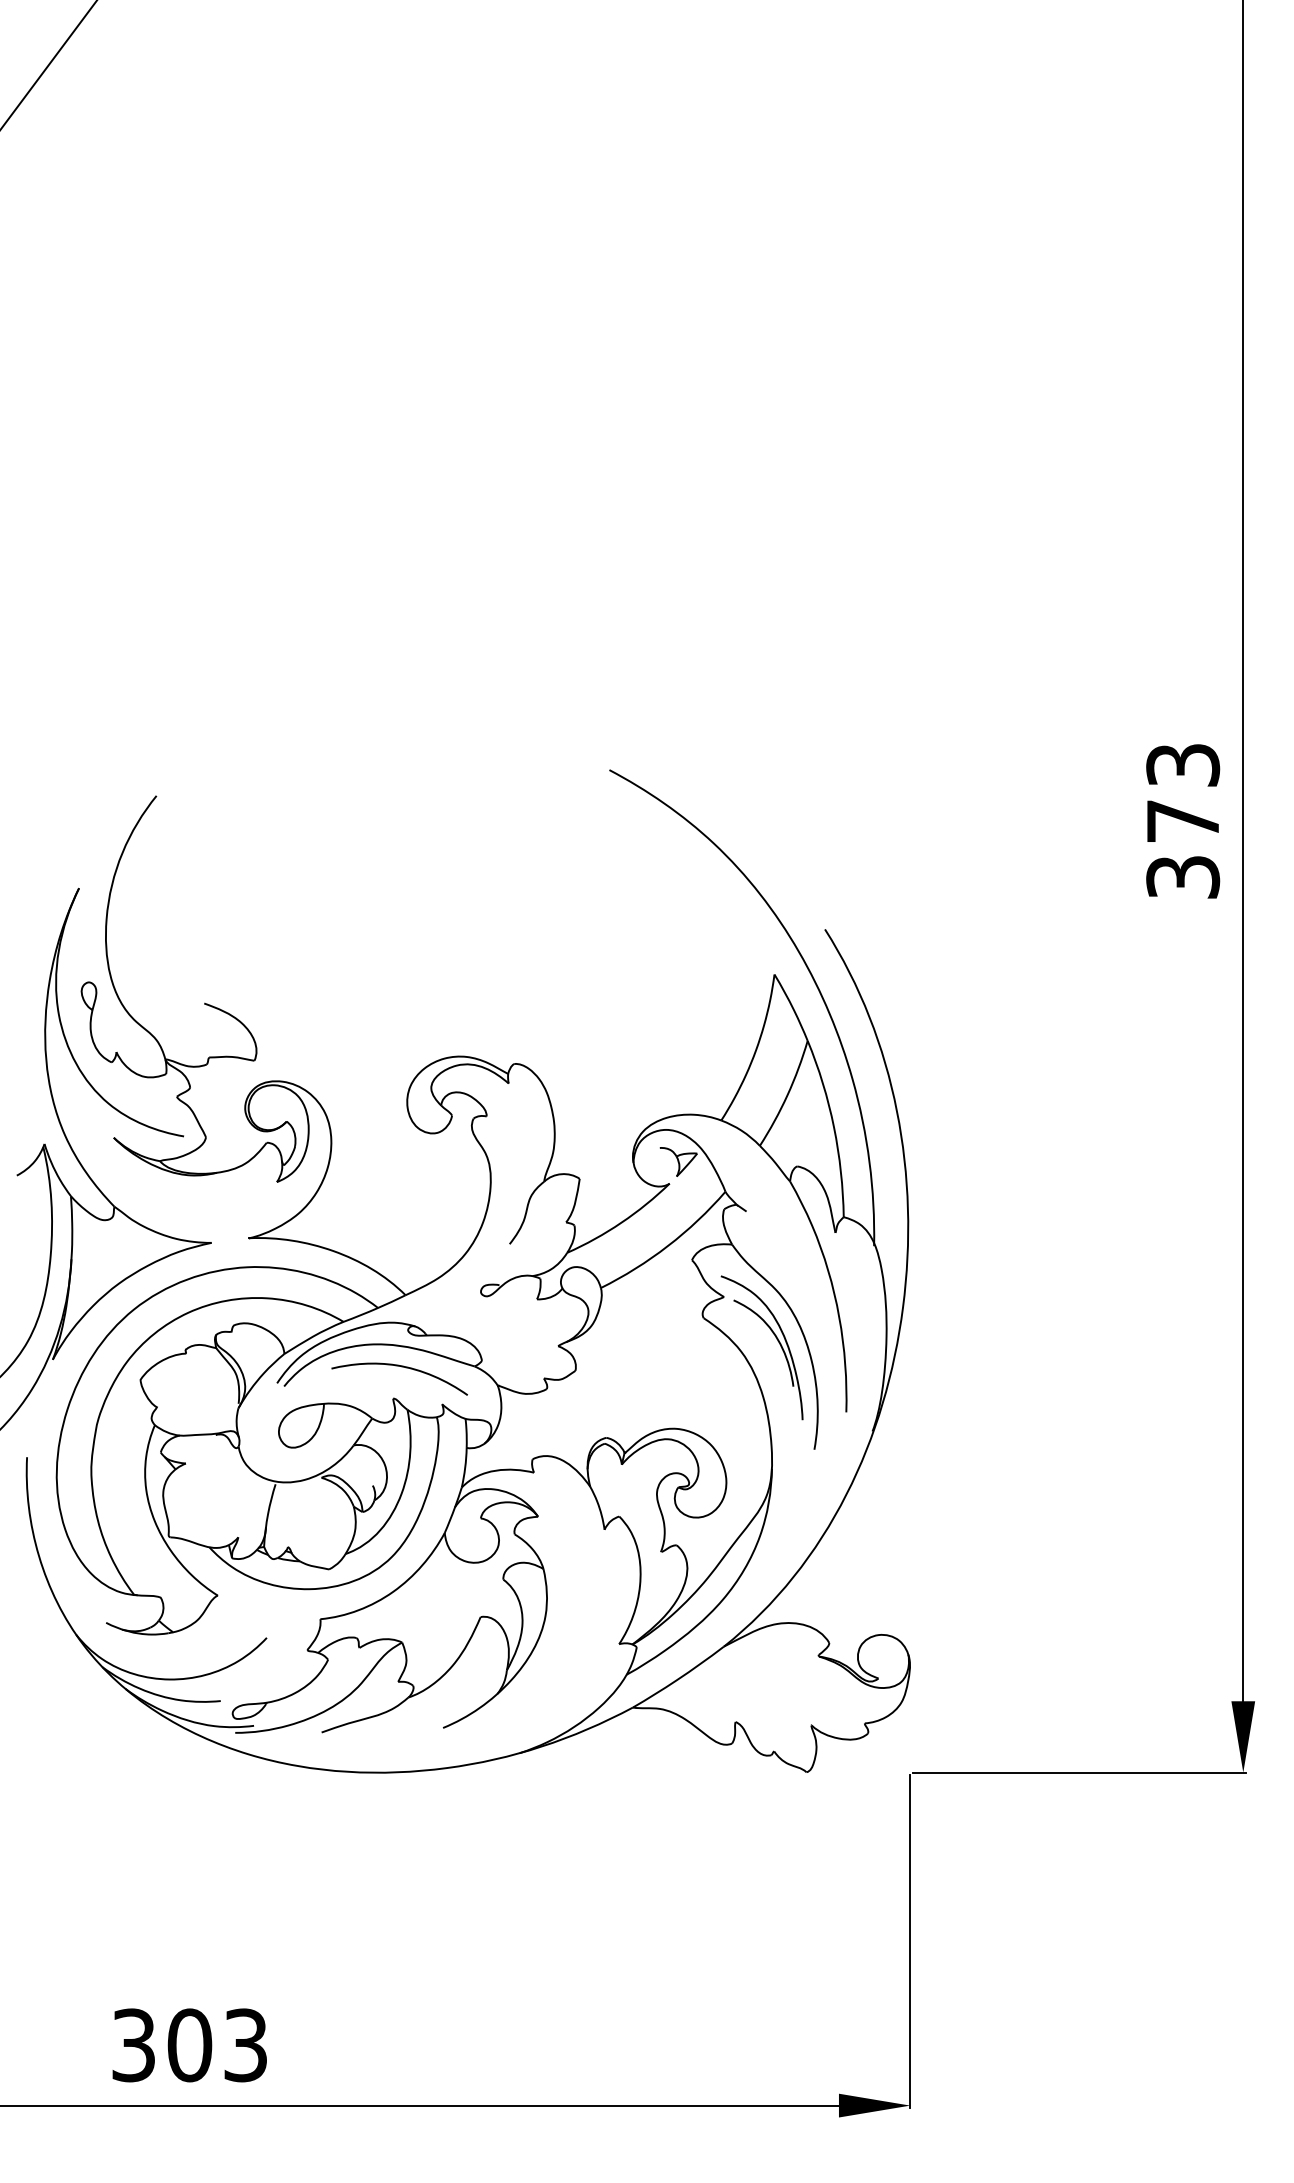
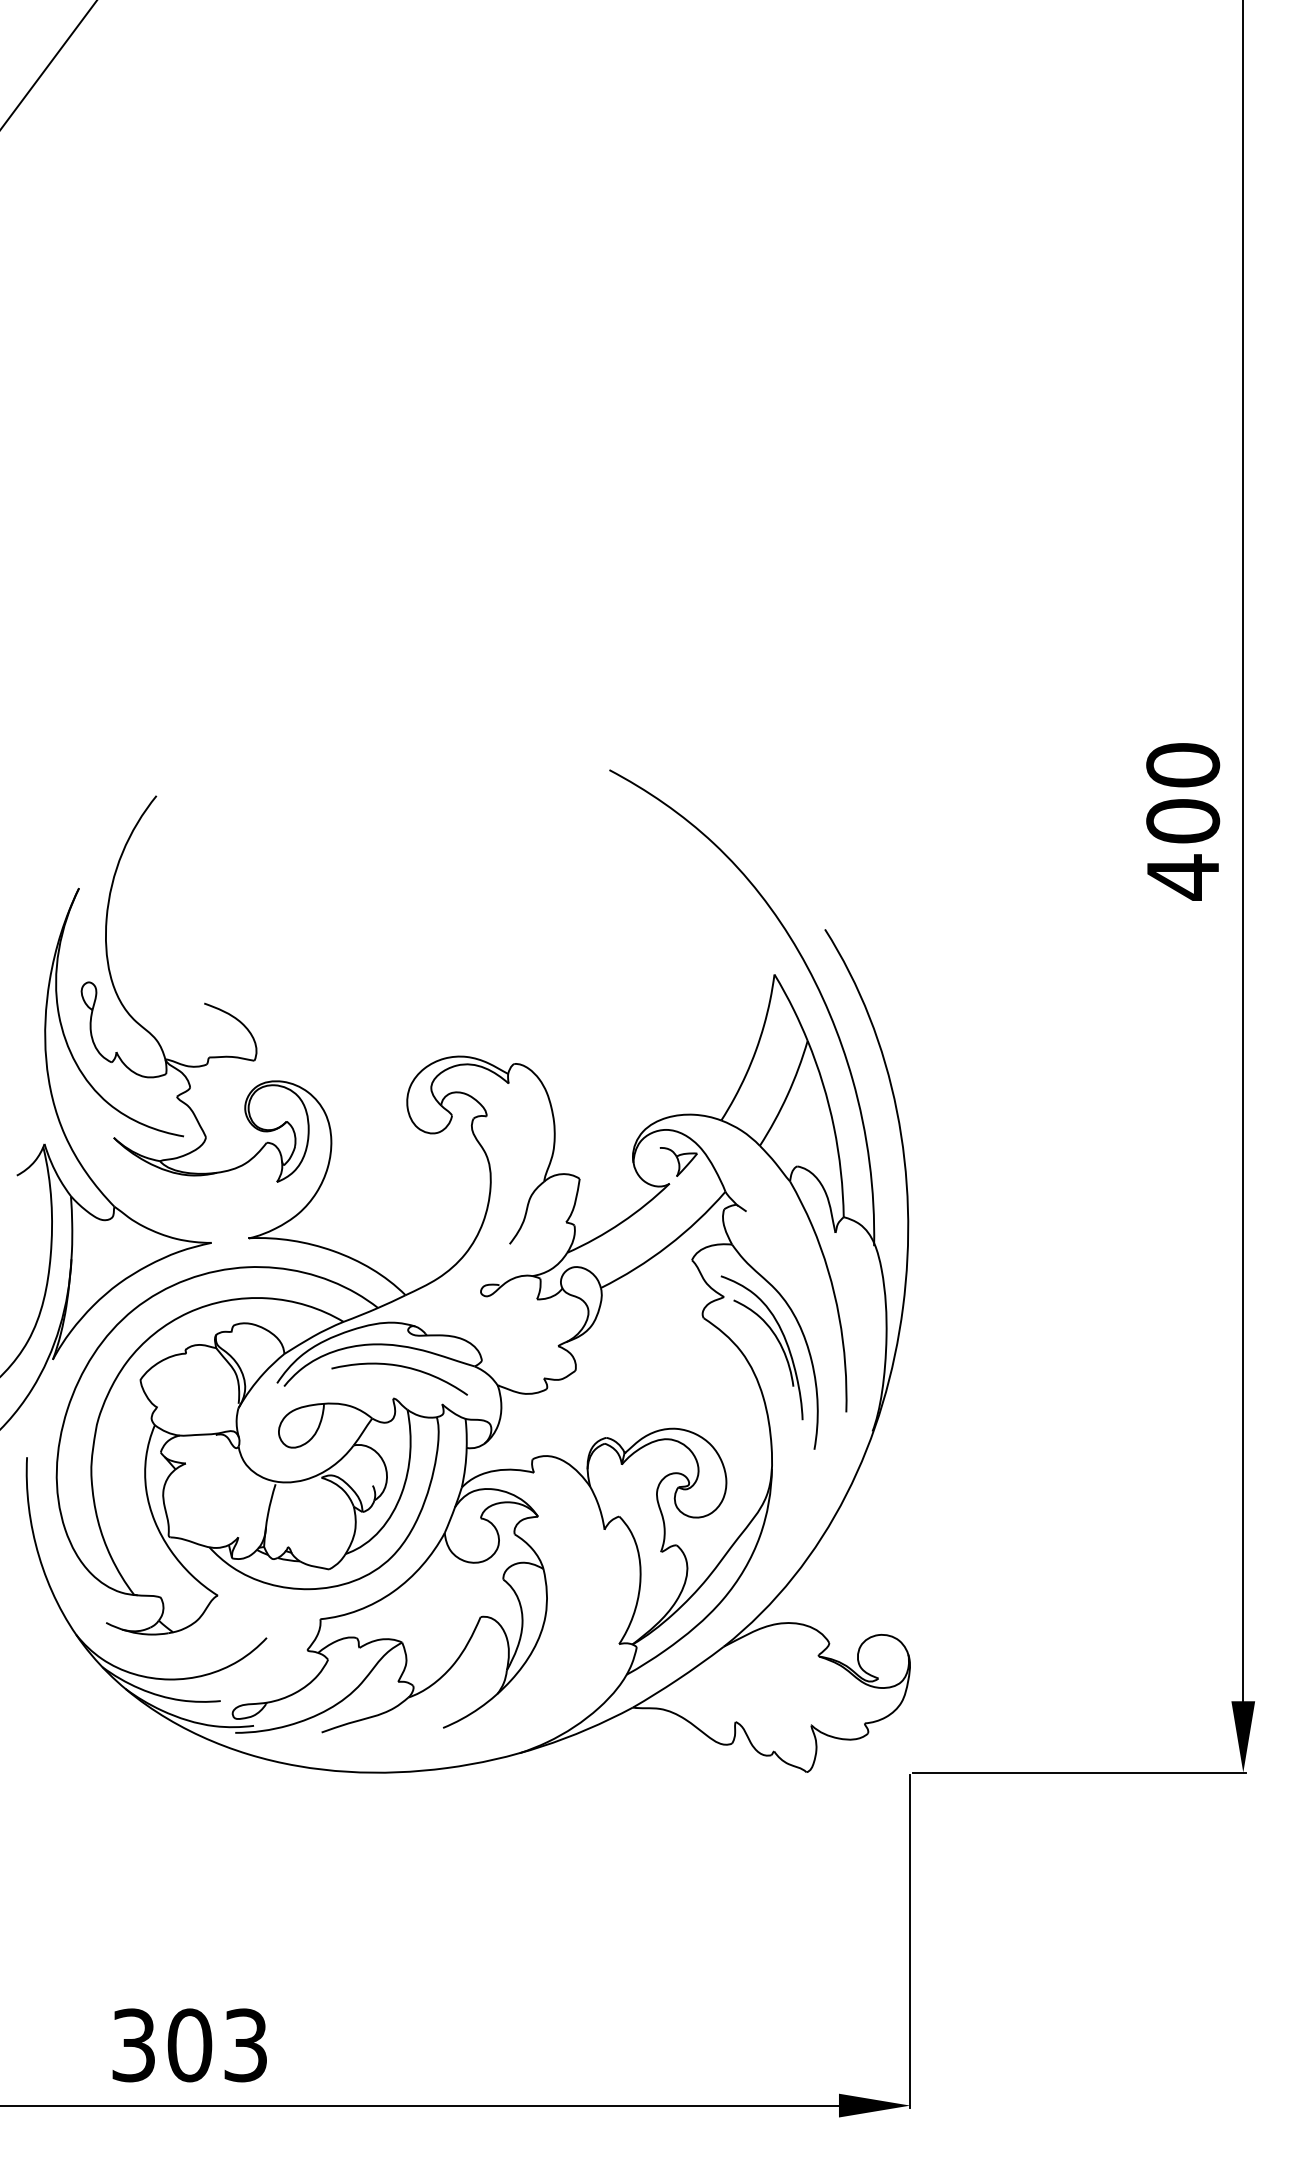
text: 373 -> 400 (1183, 821)
